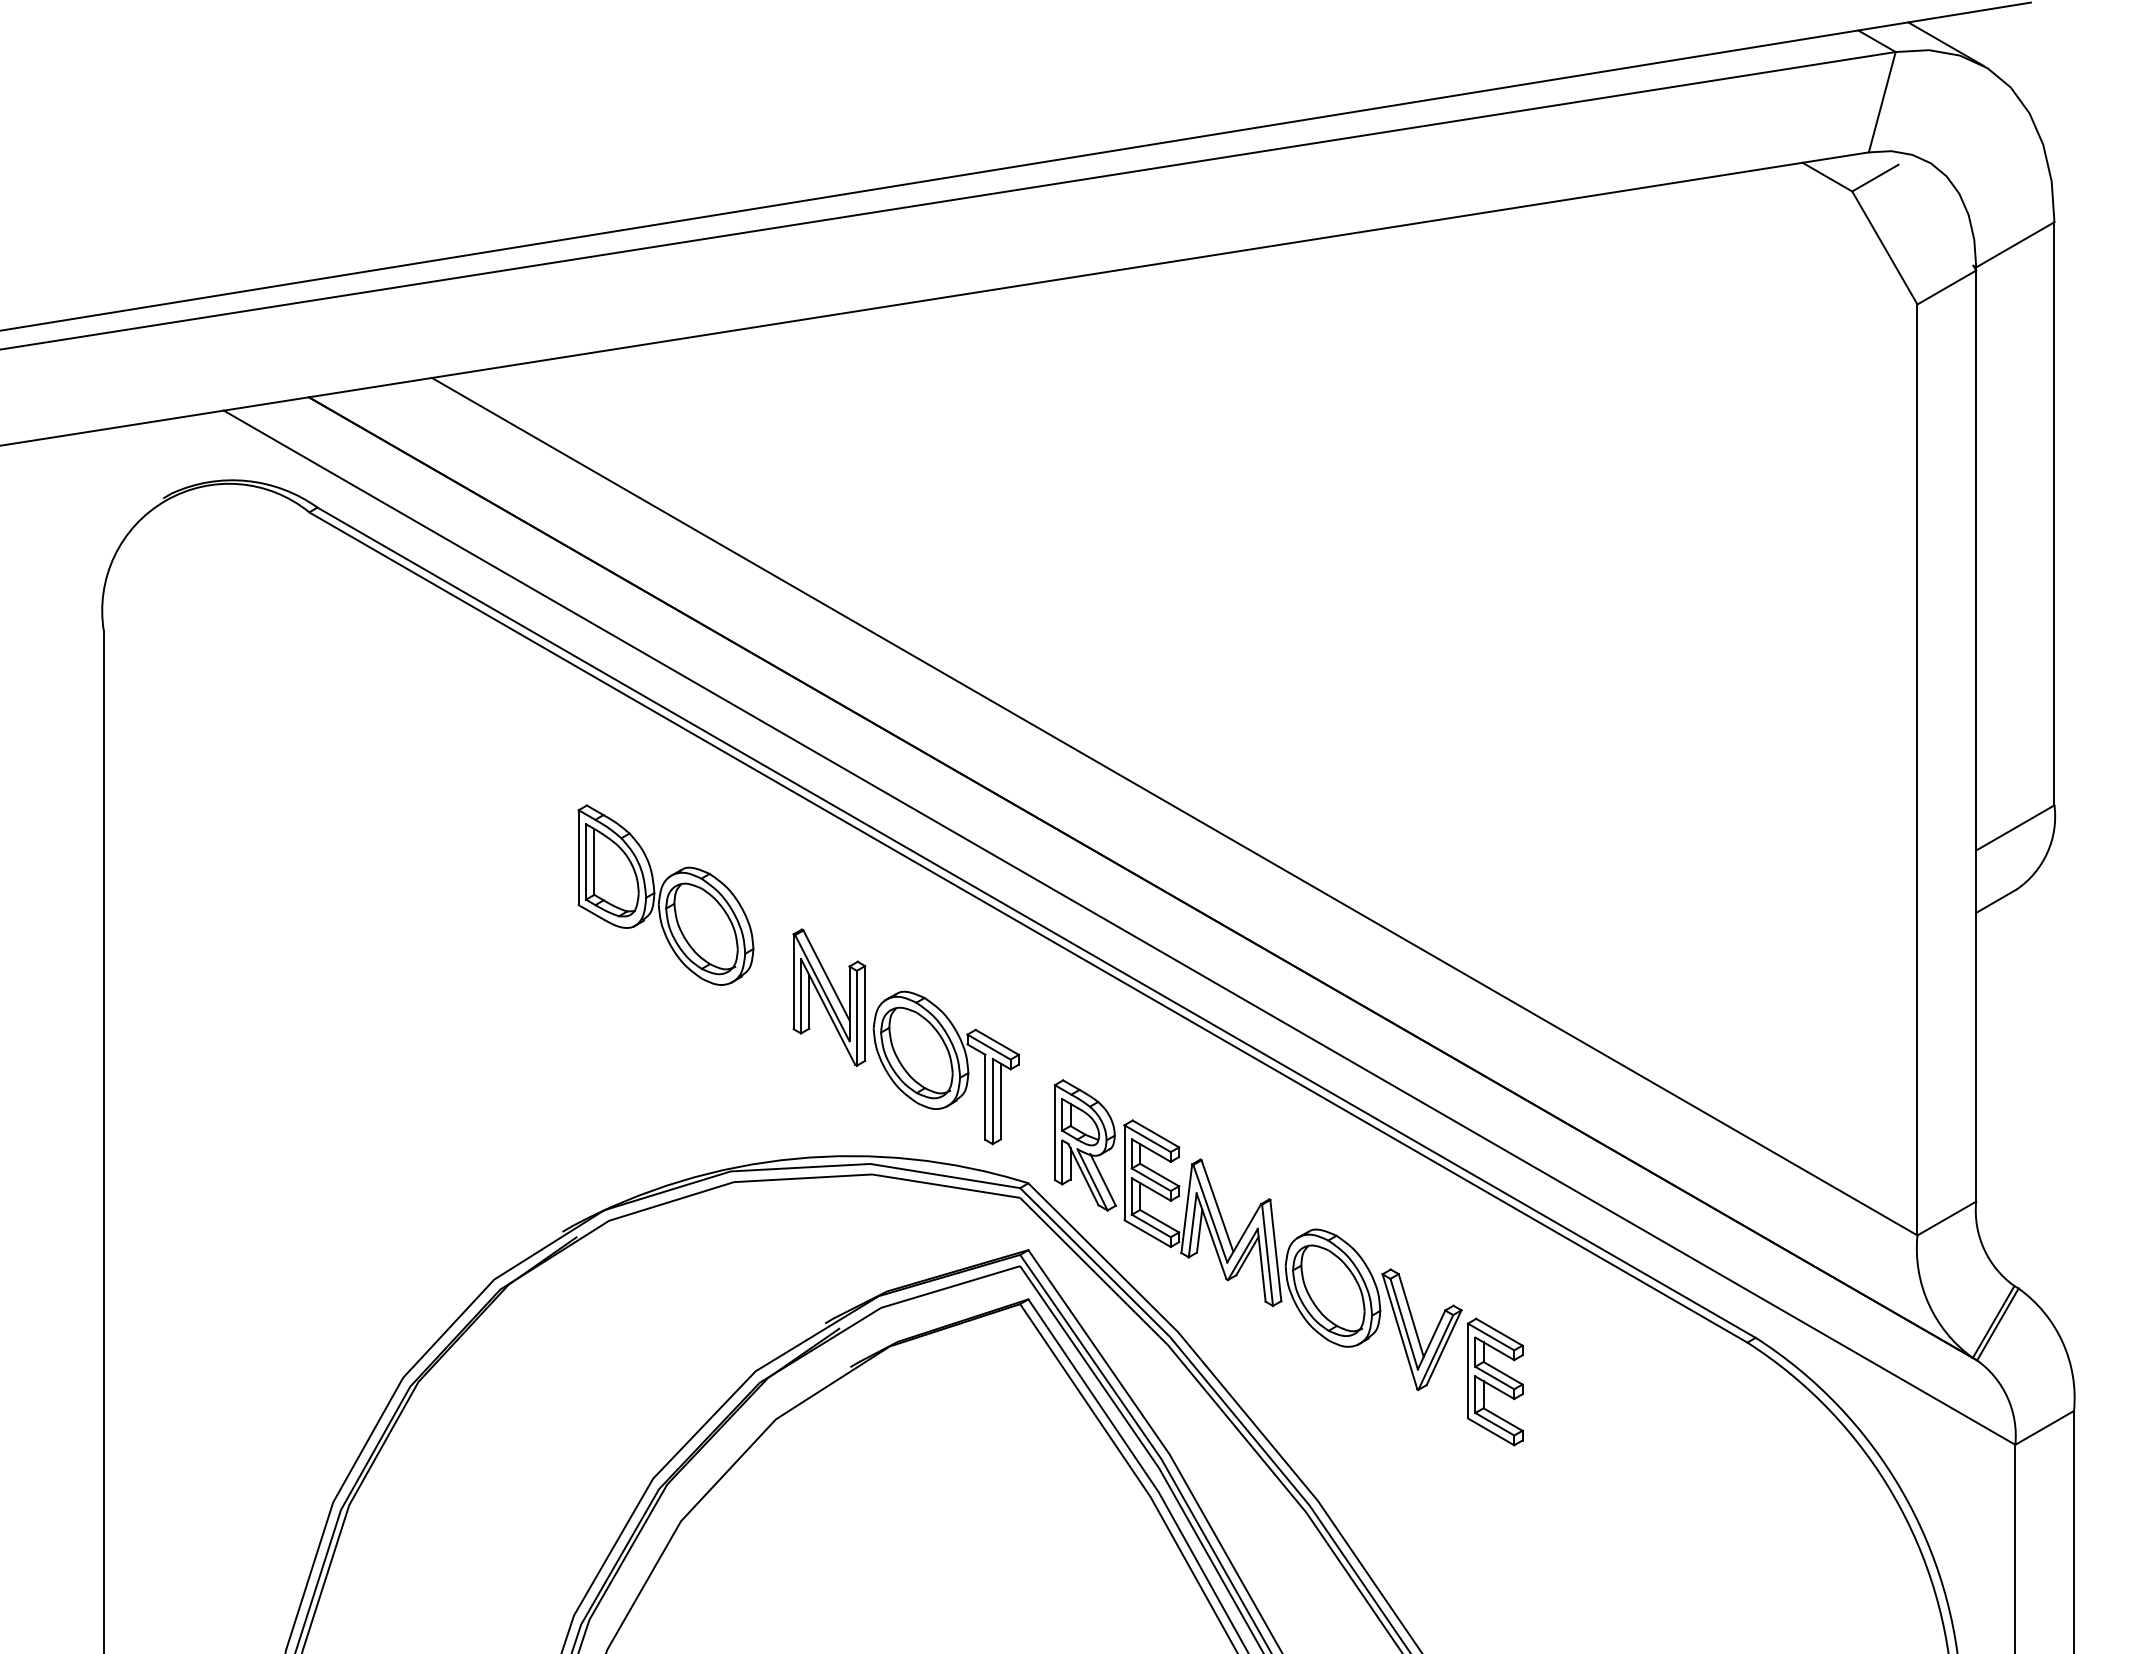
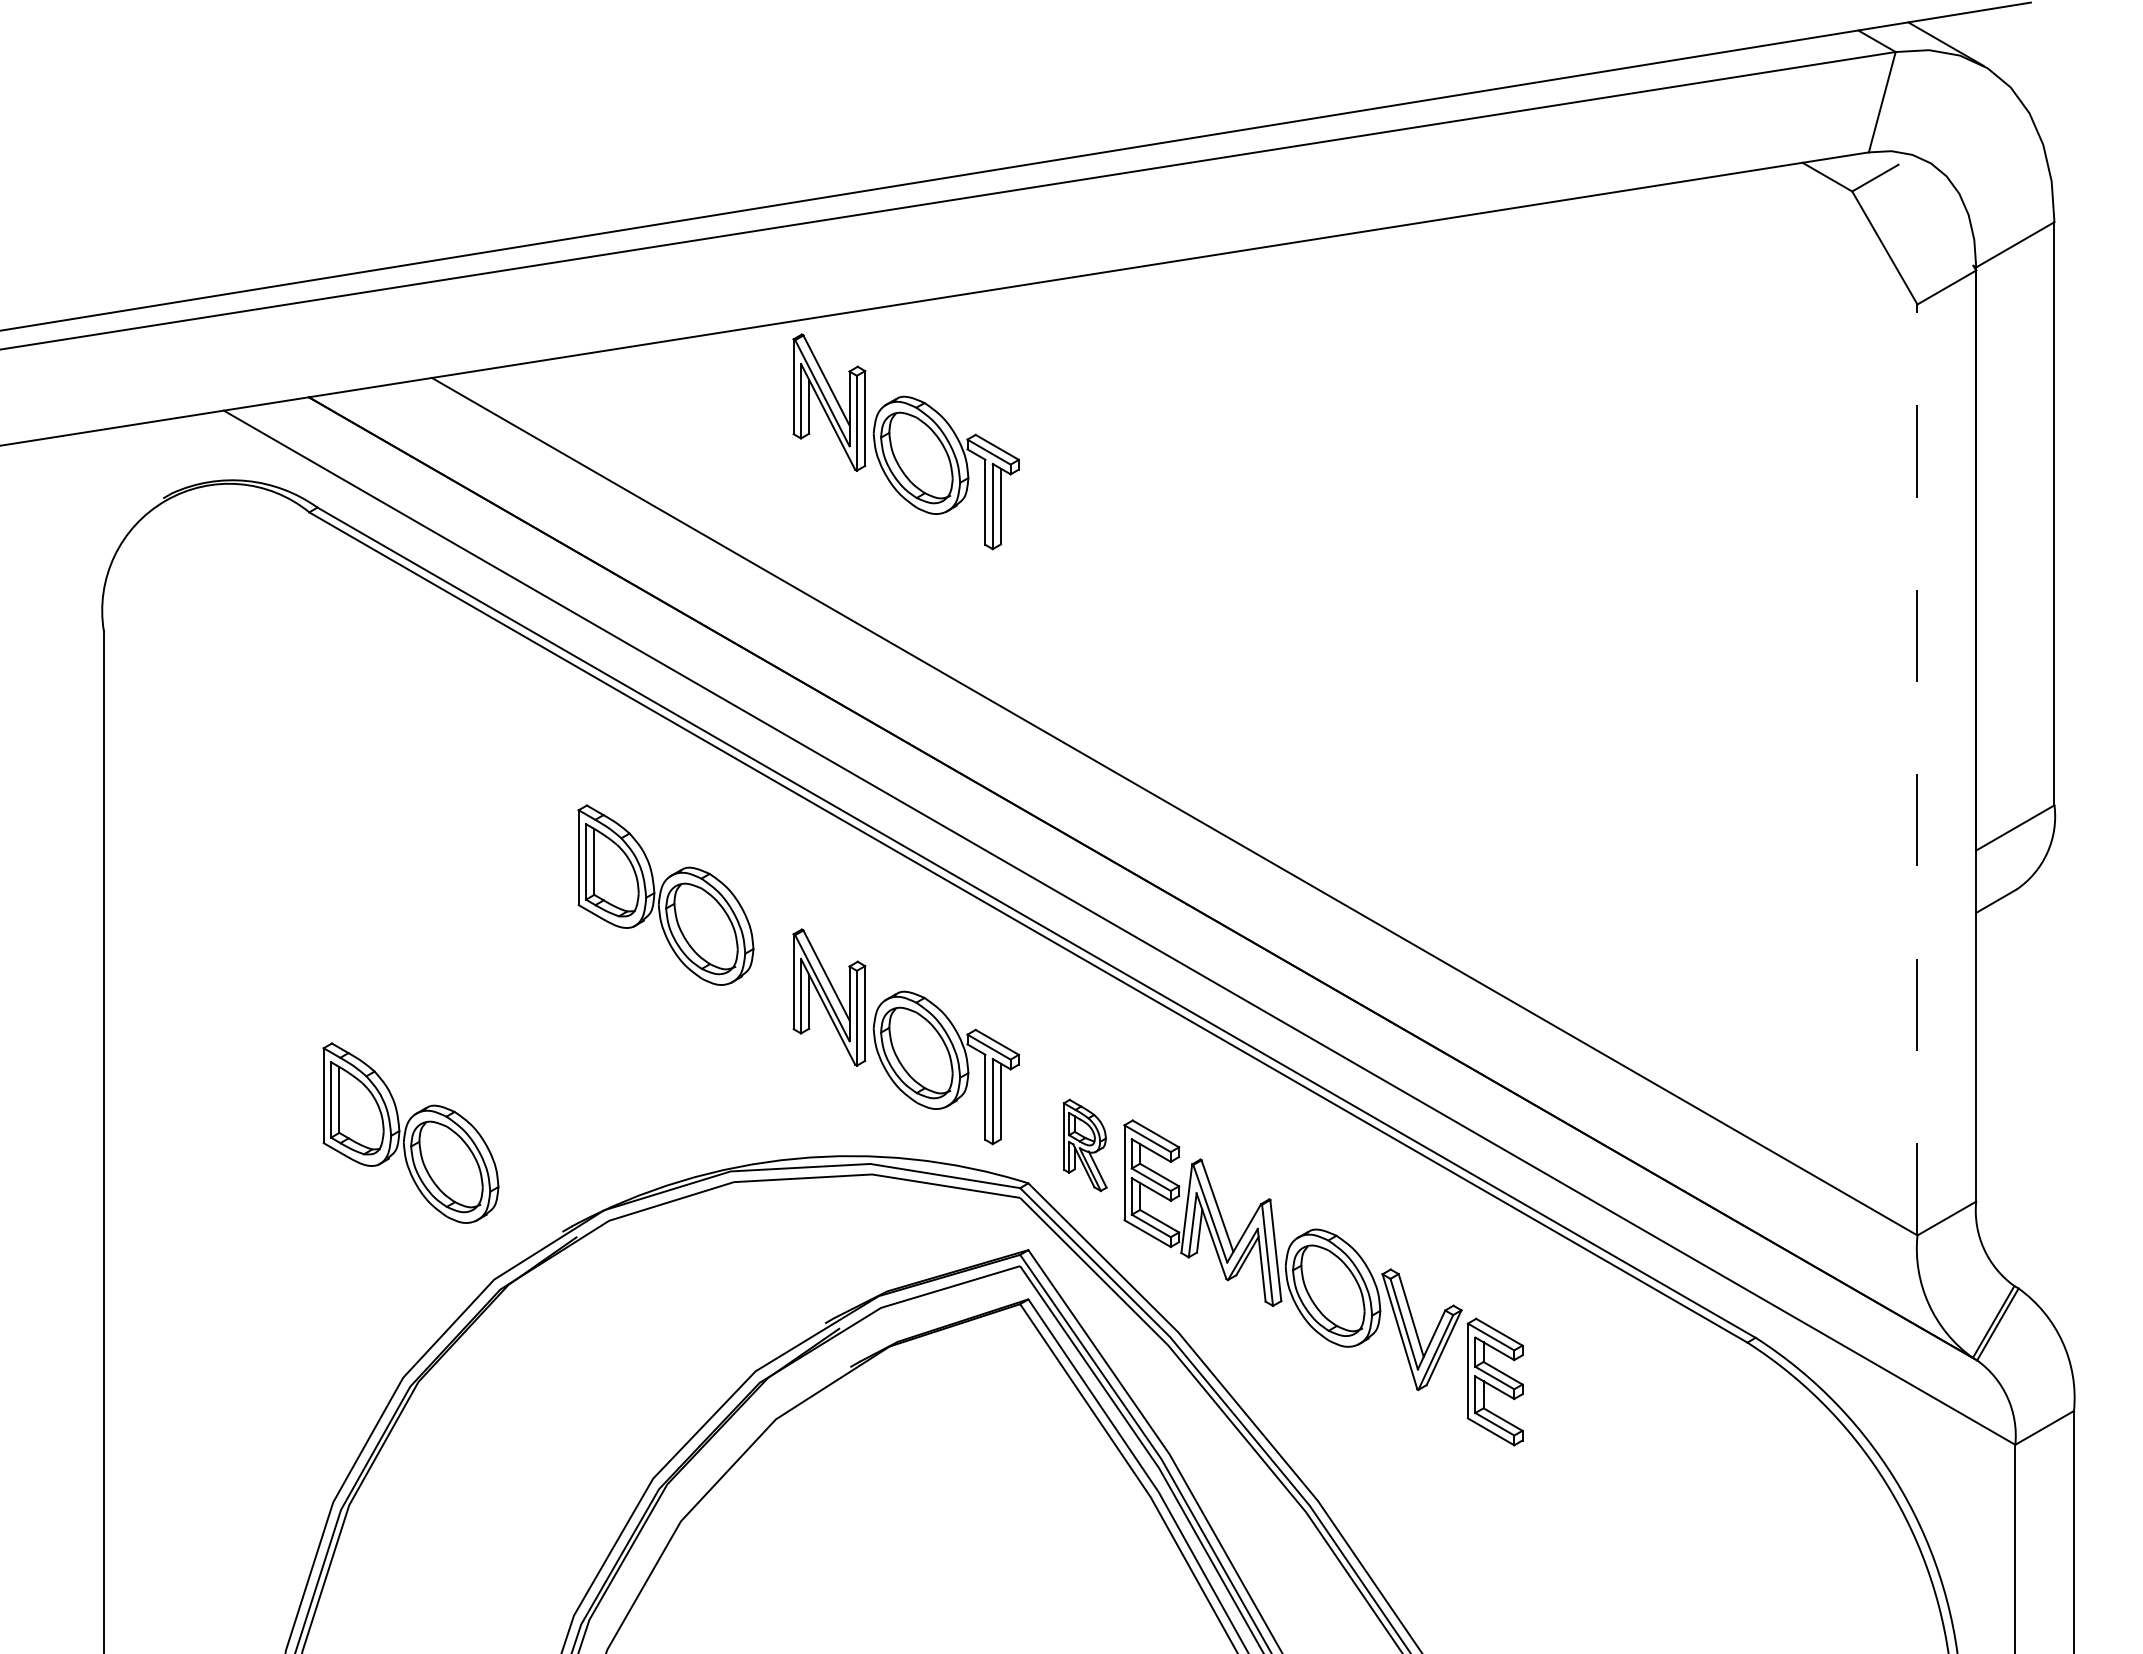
part: none -> present (905, 441)
line: solid -> dashed (1917, 769)
part: none -> present (410, 1132)
part size: 64x133 px -> 46x95 px (1084, 1145)
